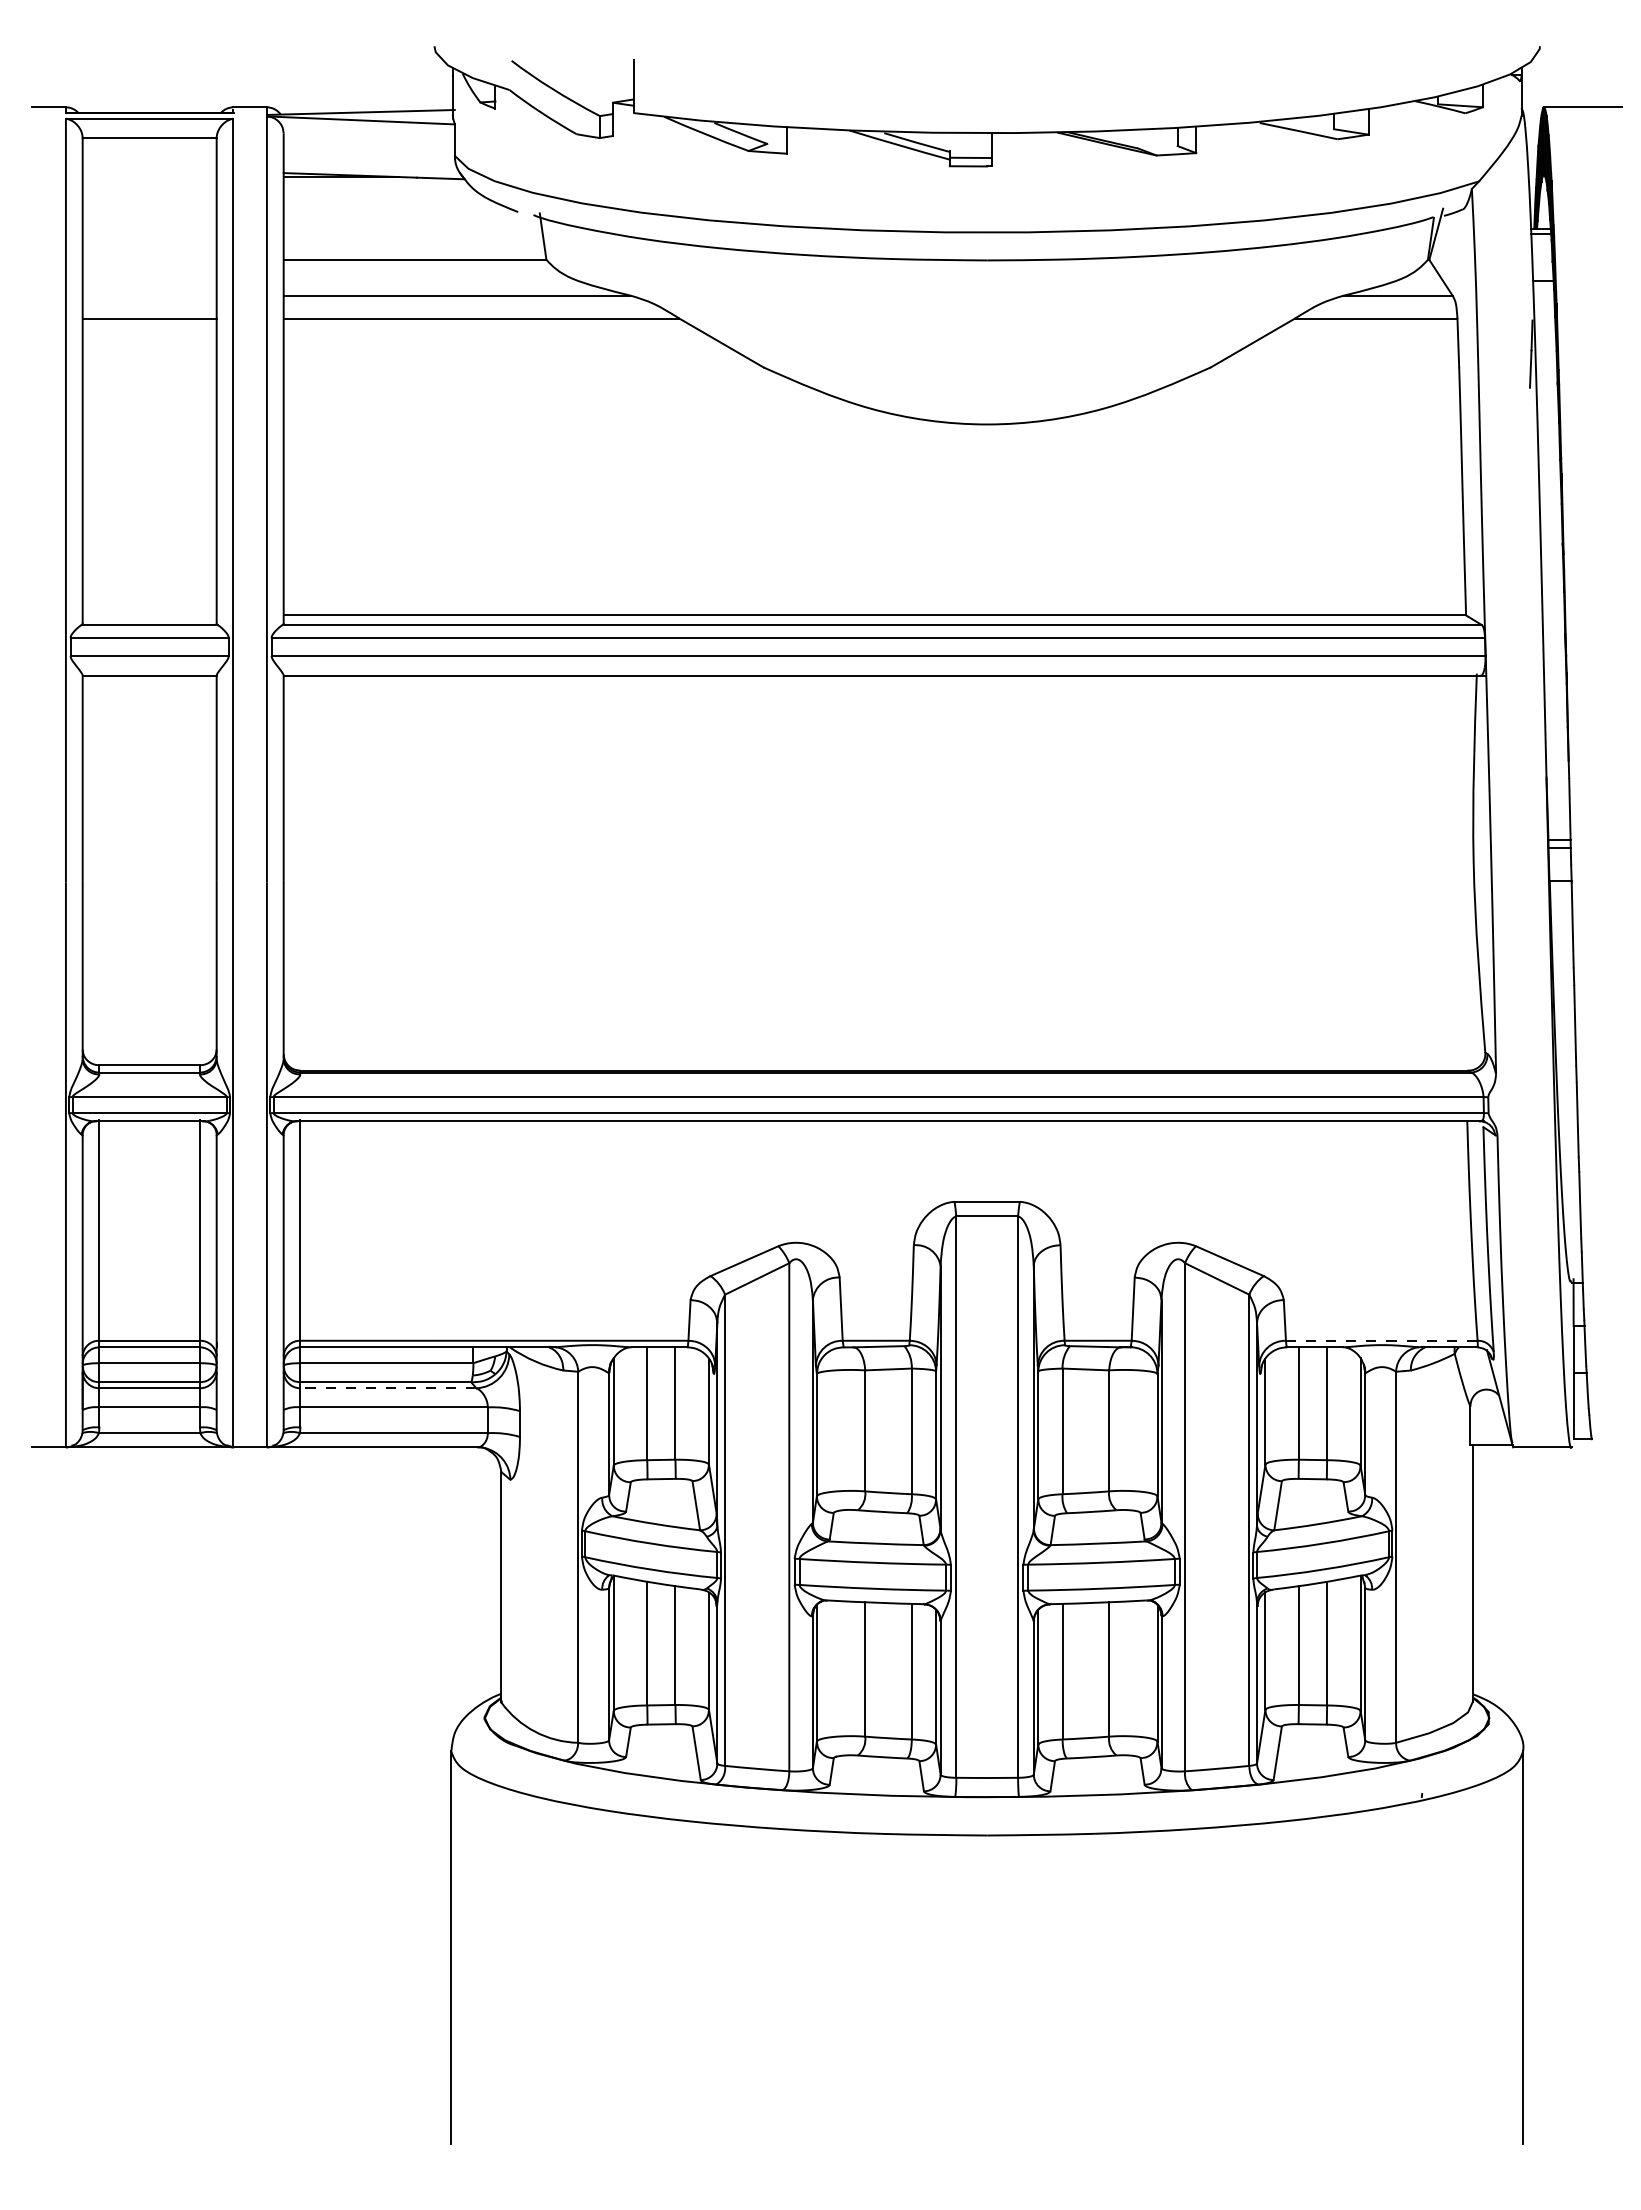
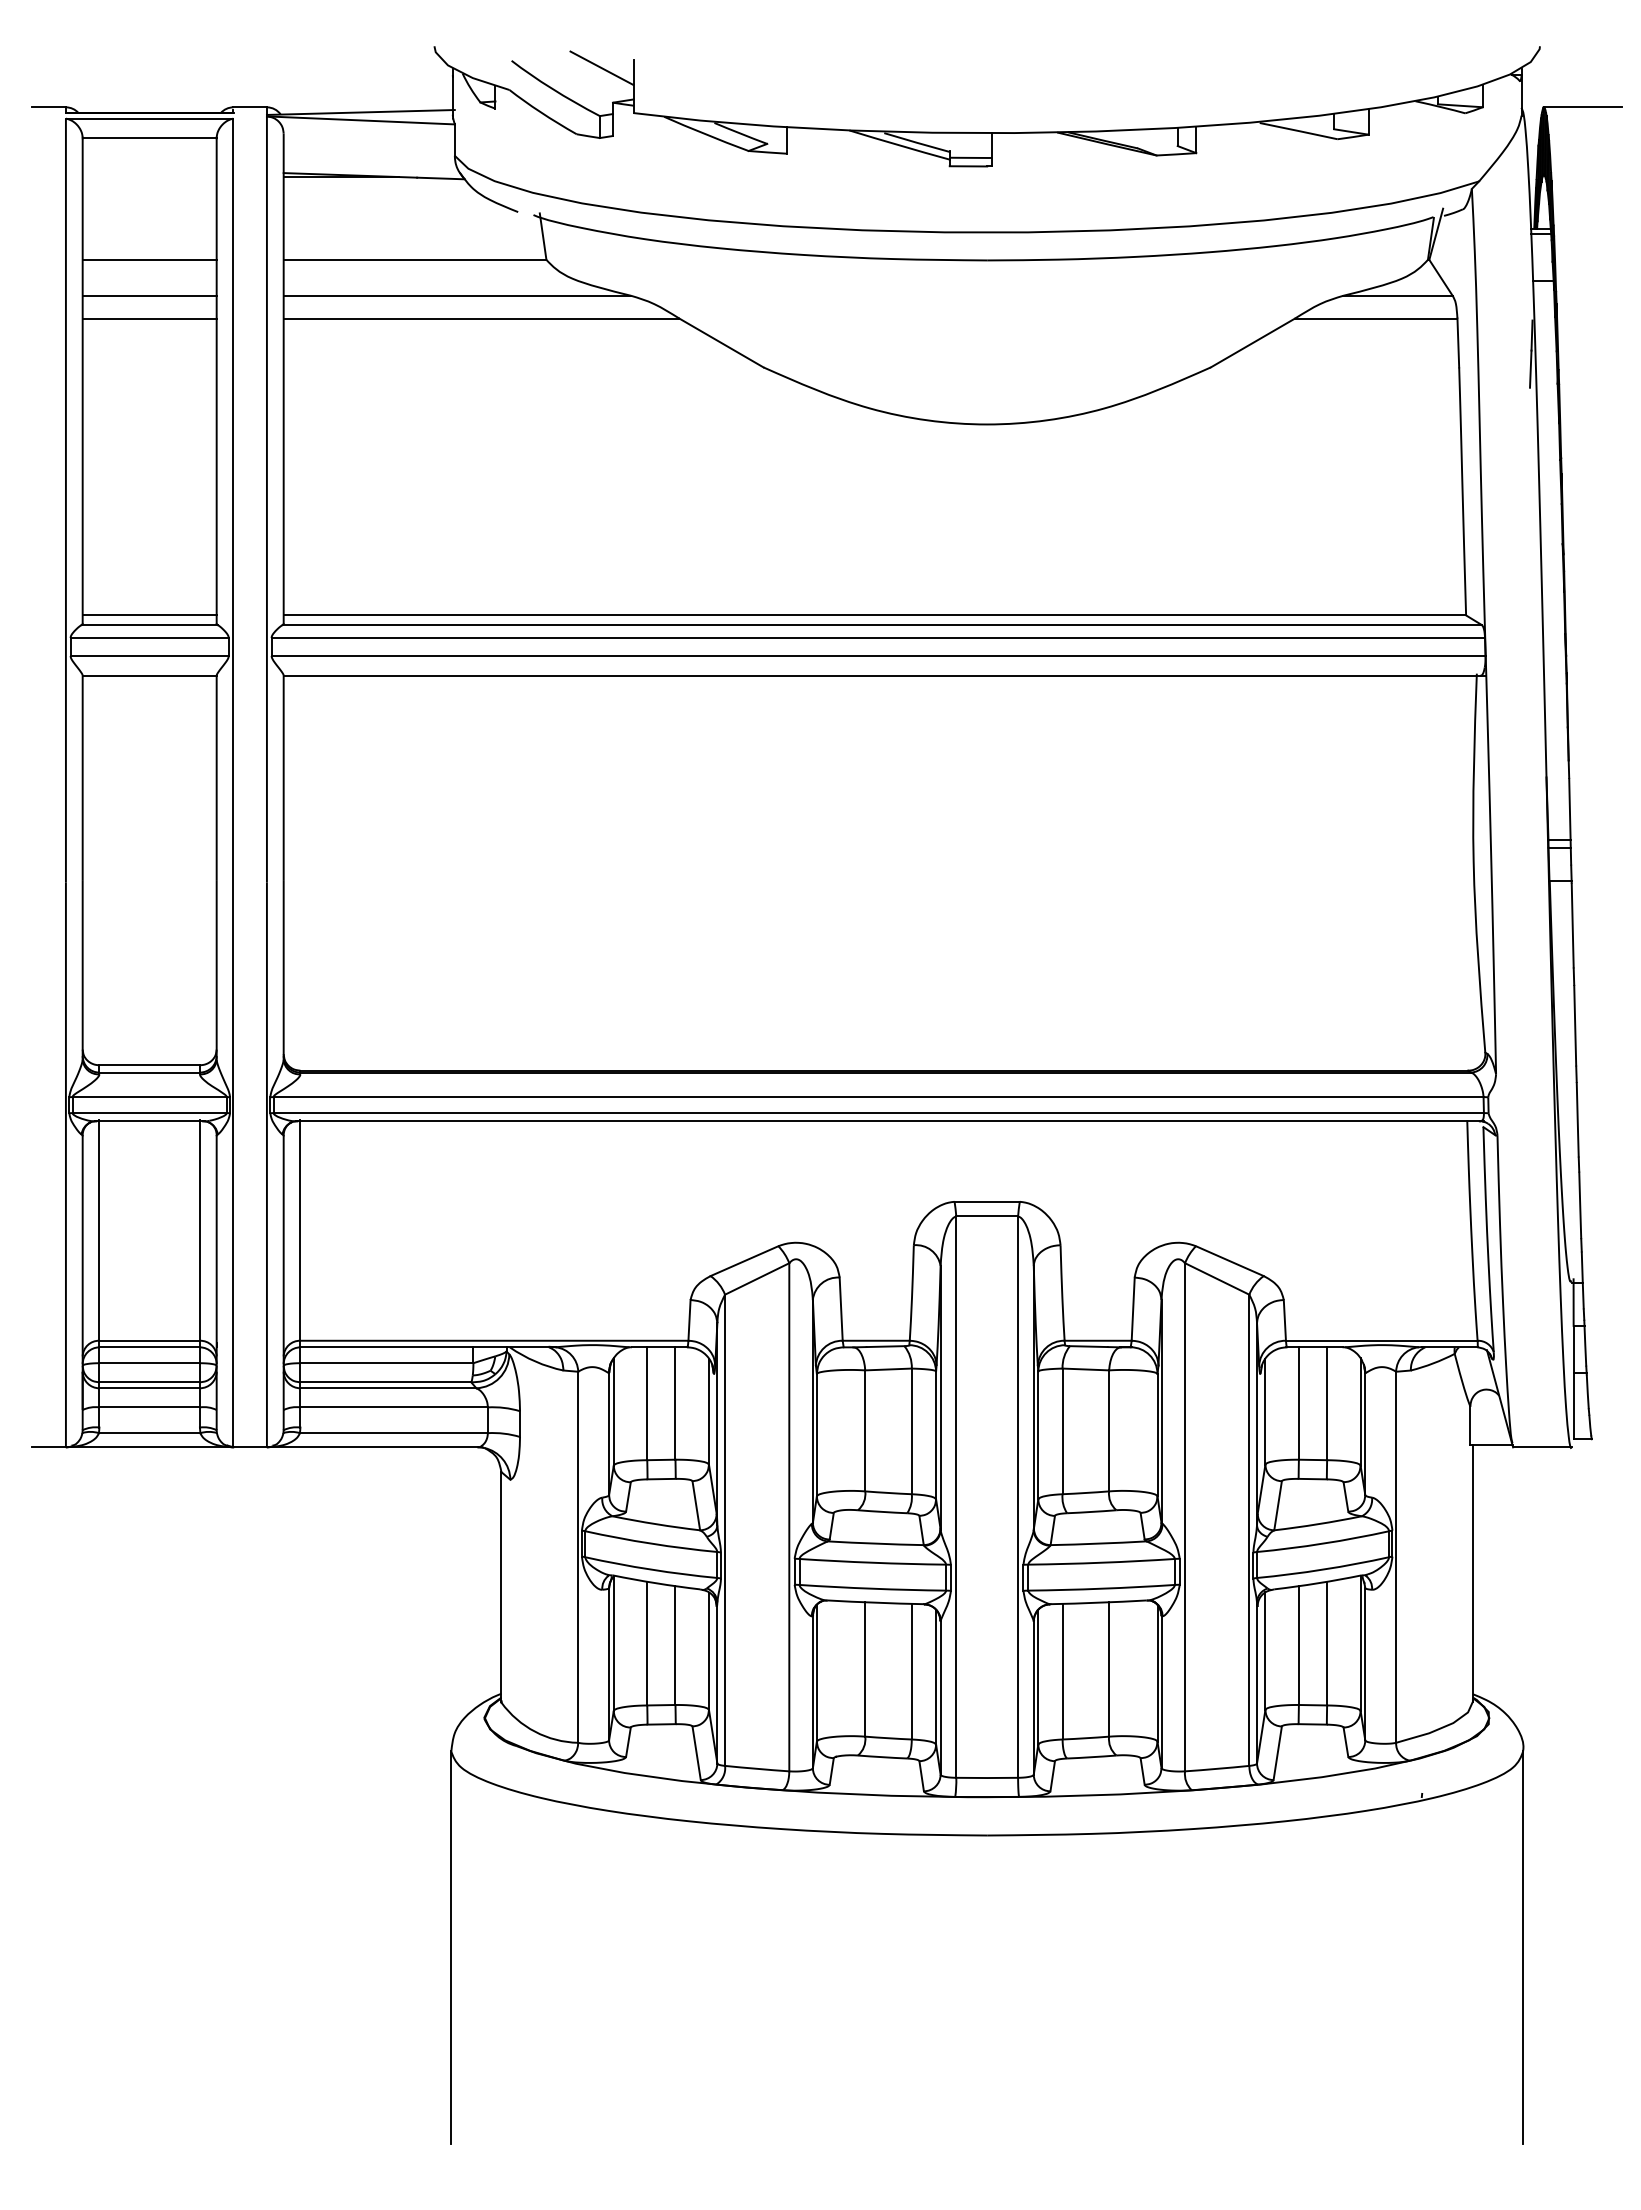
line: none -> present (601, 68)
line: none -> present (149, 259)
line: none -> present (149, 295)
line: none -> present (149, 615)
line: dashed -> solid (1381, 1340)
line: dashed -> solid (388, 1388)
